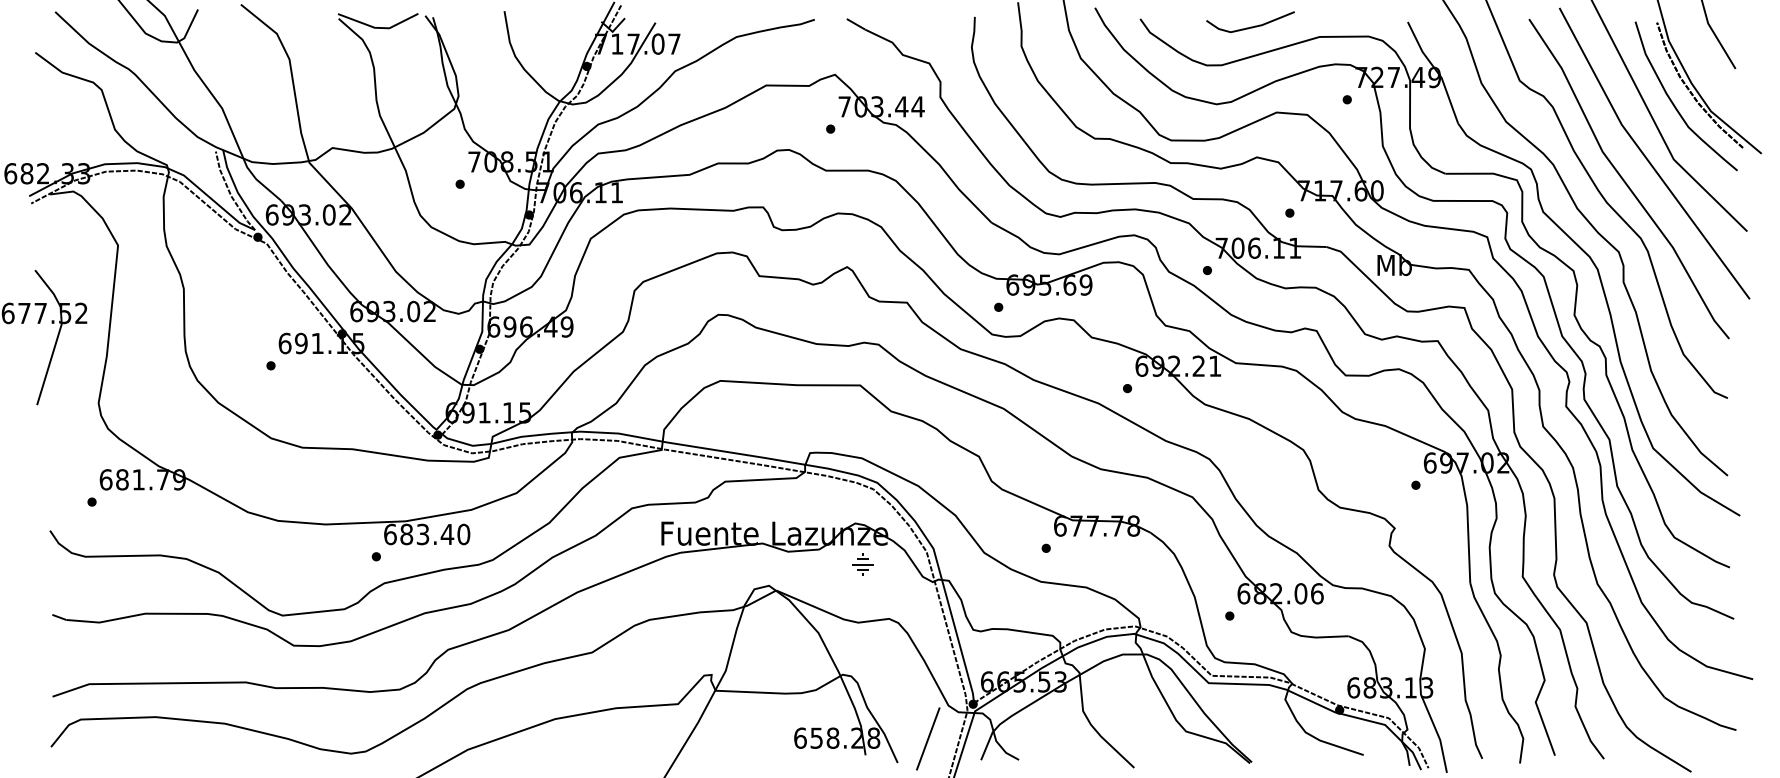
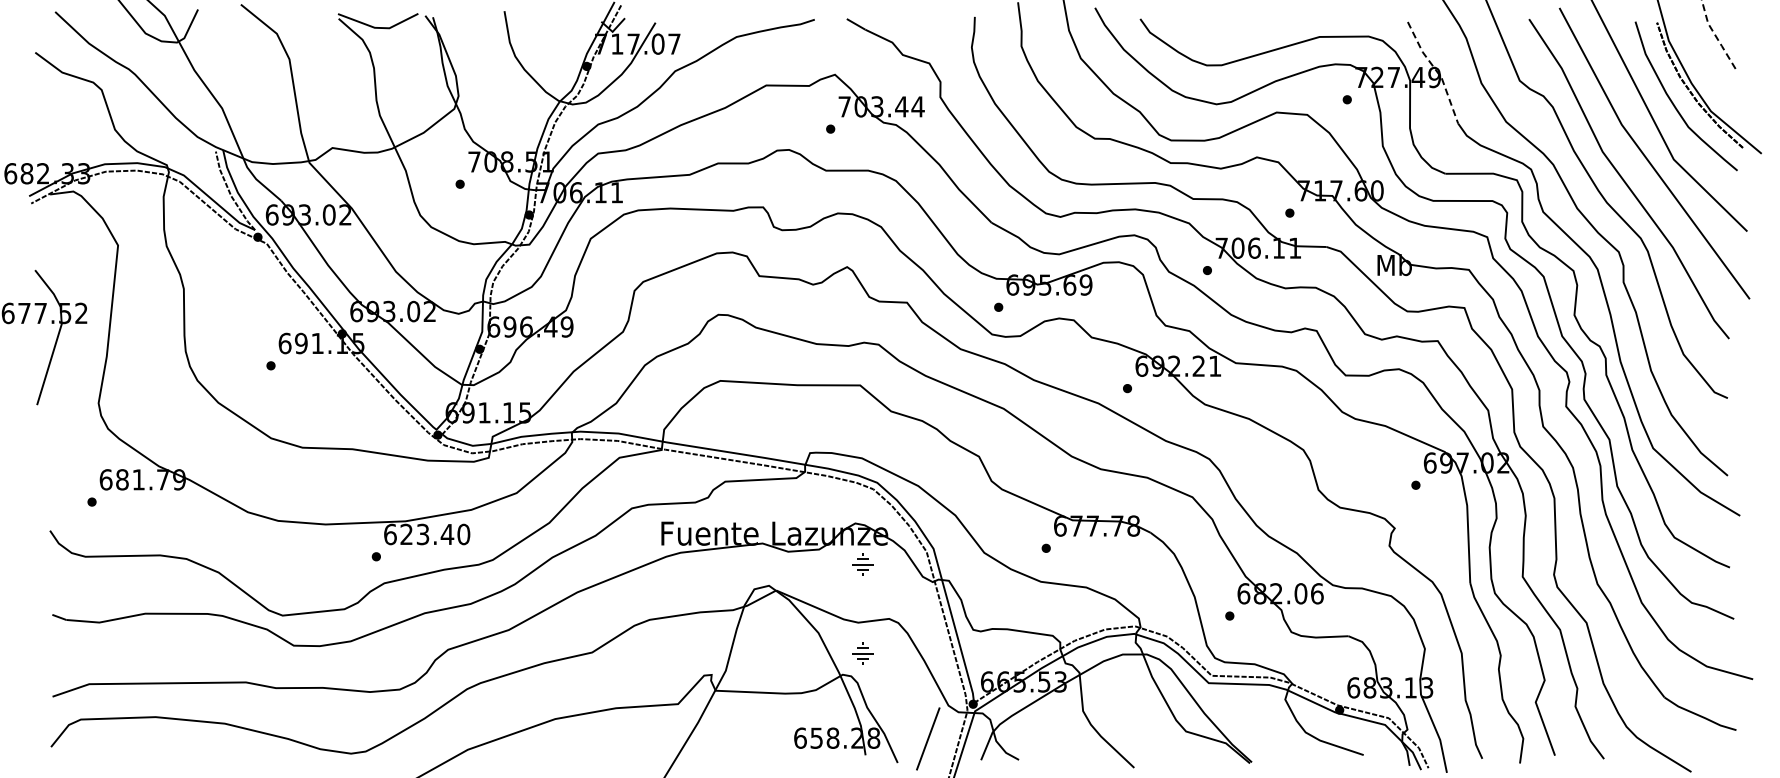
line: present -> none (1250, 26)
line: solid -> dashed (1715, 36)
line: solid -> dashed (1436, 70)
text: 683.40 -> 623.40 (406, 534)
part: none -> present (862, 653)
